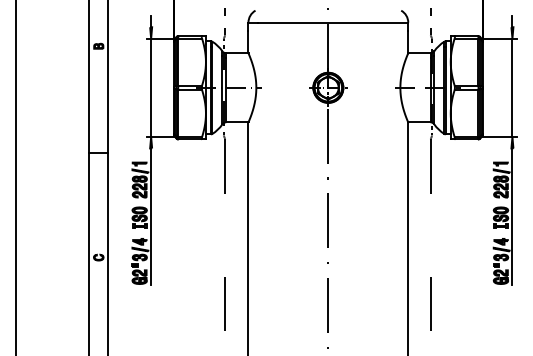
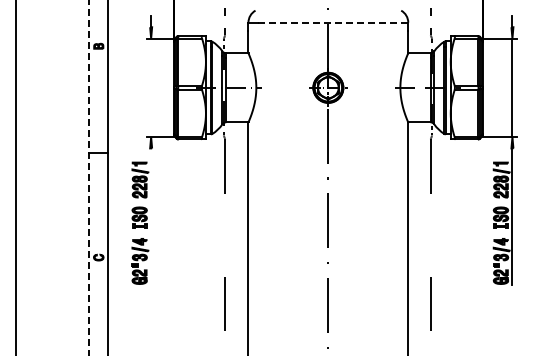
line: solid -> dashed (332, 22)
line: present -> none (151, 87)
line: solid -> dashed (89, 178)
line: present -> none (151, 216)
